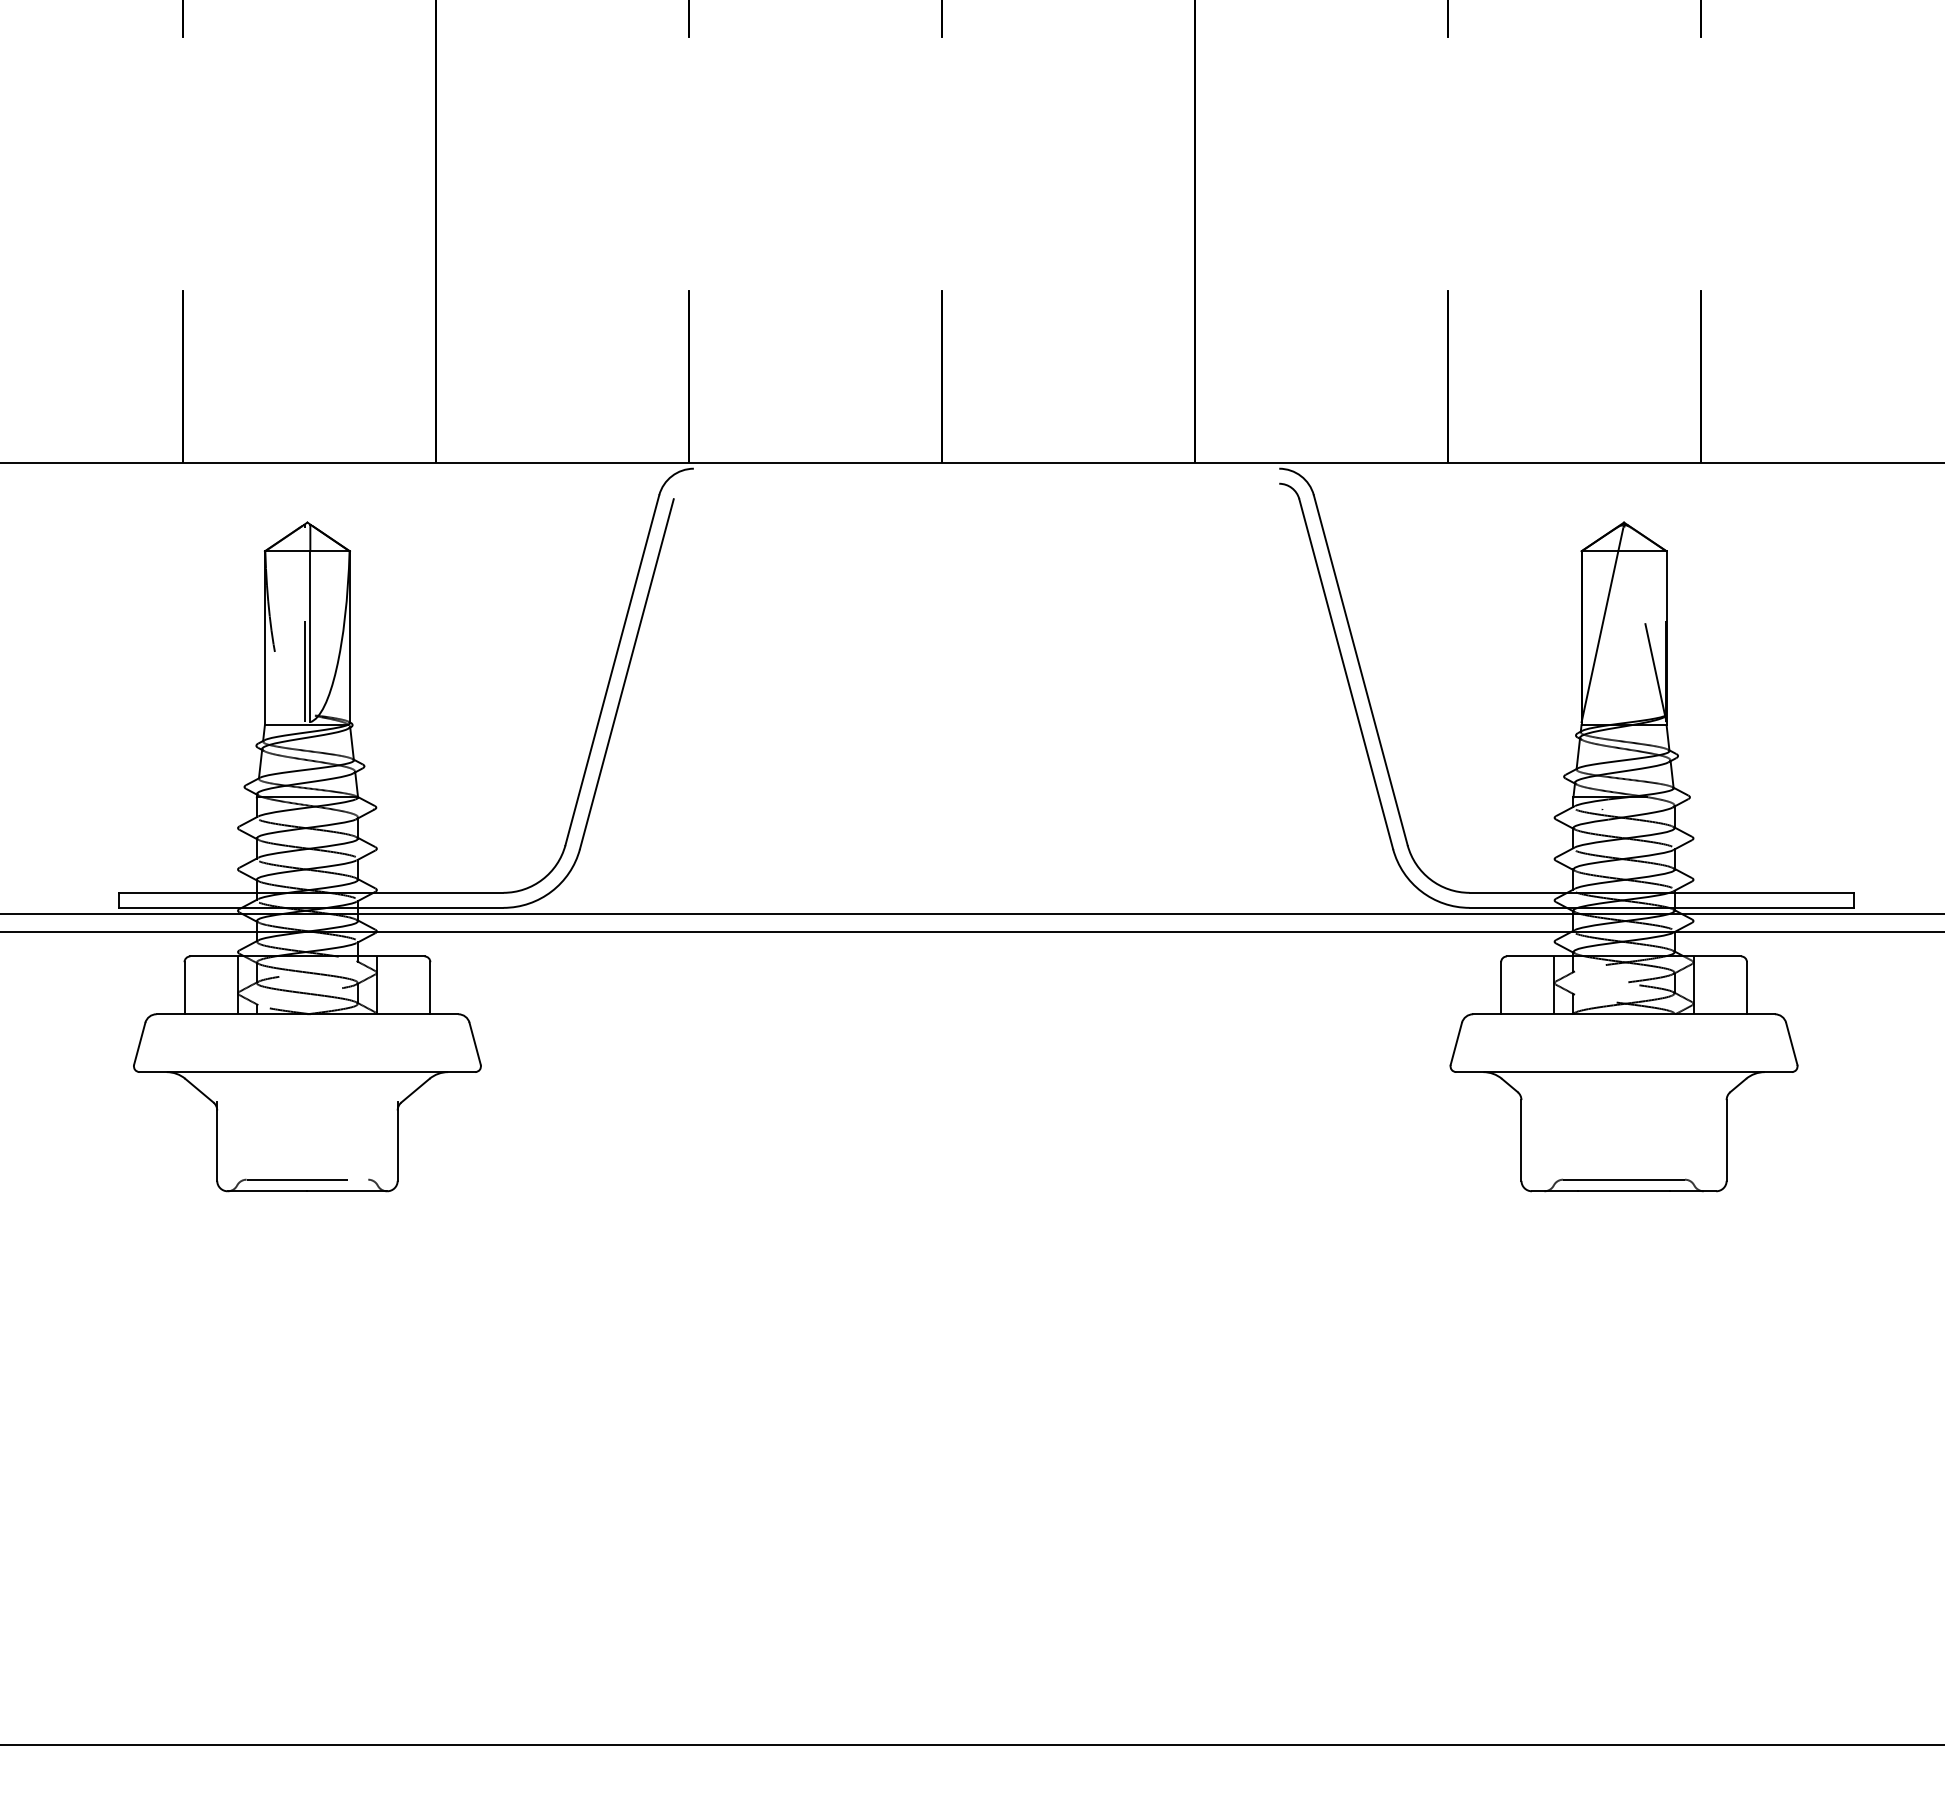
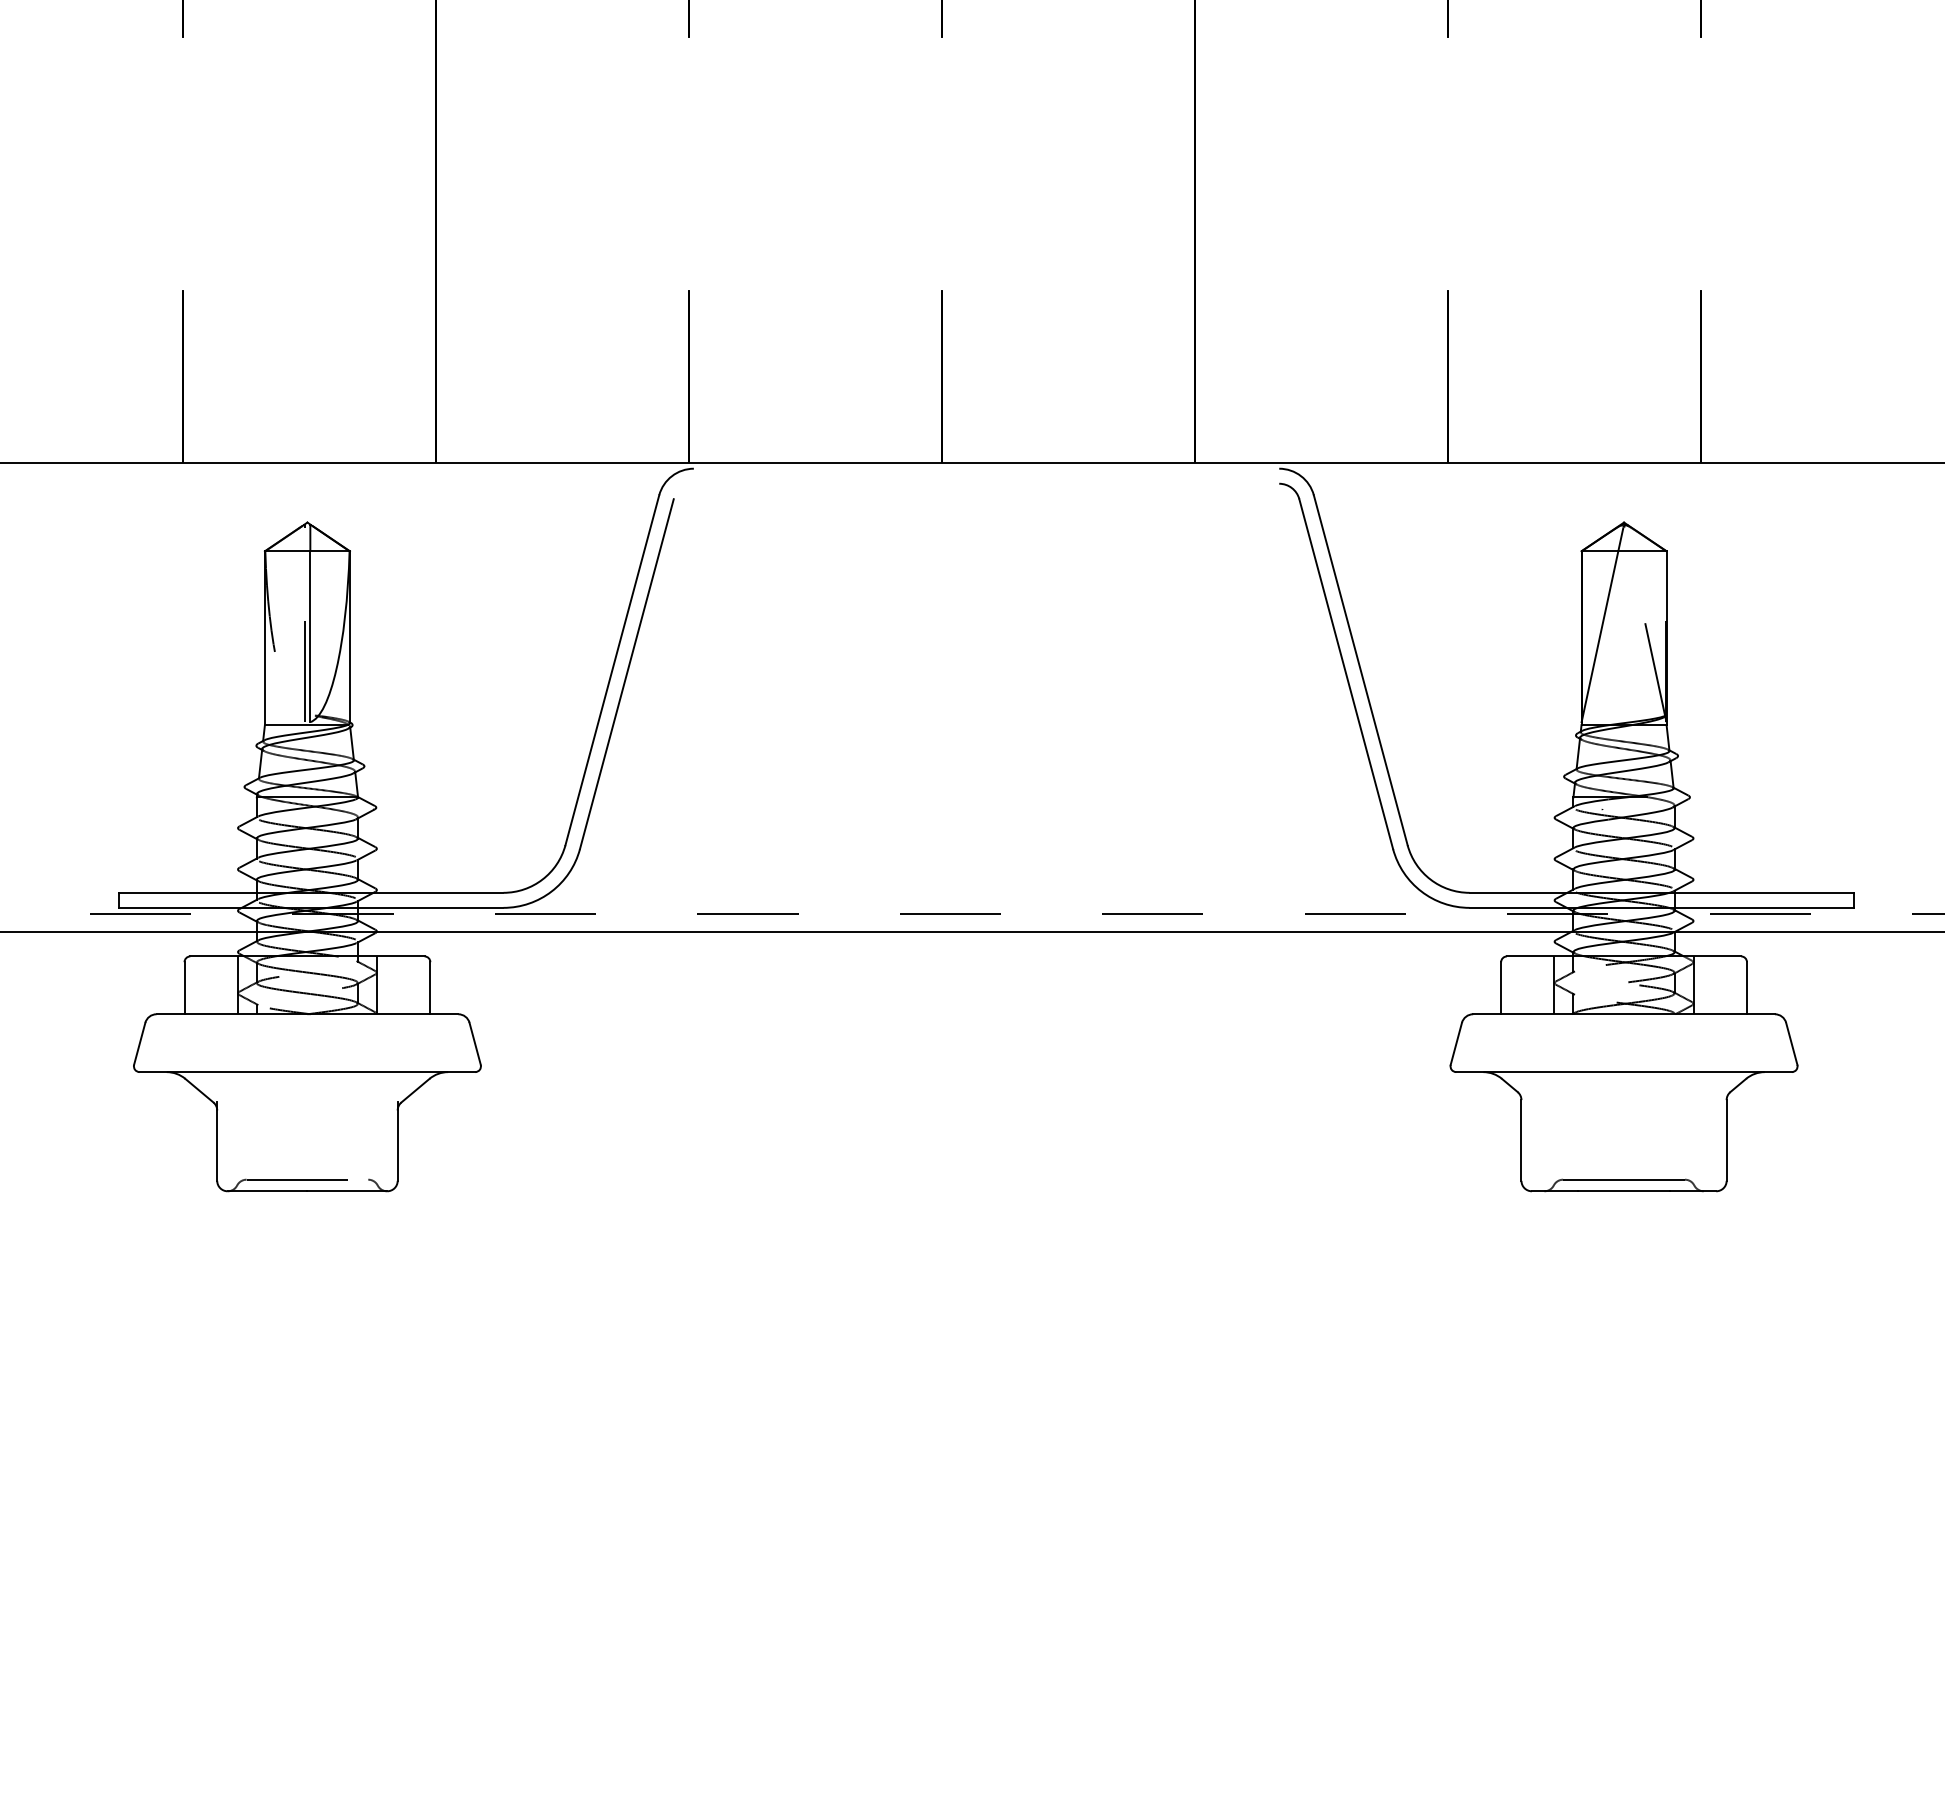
line: solid -> dashed (972, 913)
line: present -> none (971, 1745)
